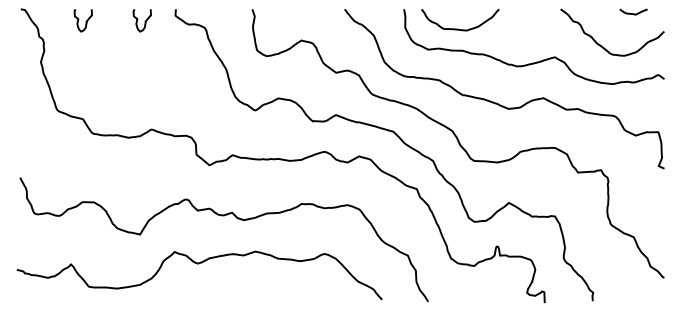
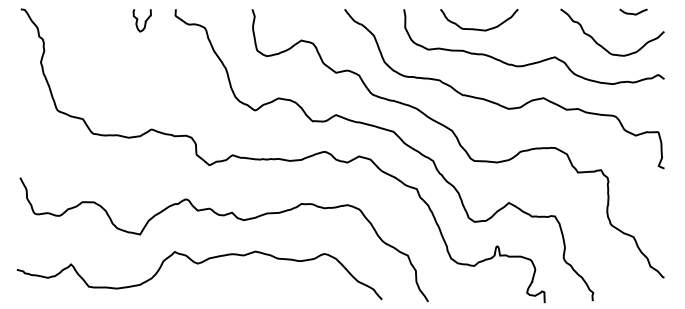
curve: present -> none (79, 19)
curve position: (458, 28) -> (477, 28) (477, 28)
